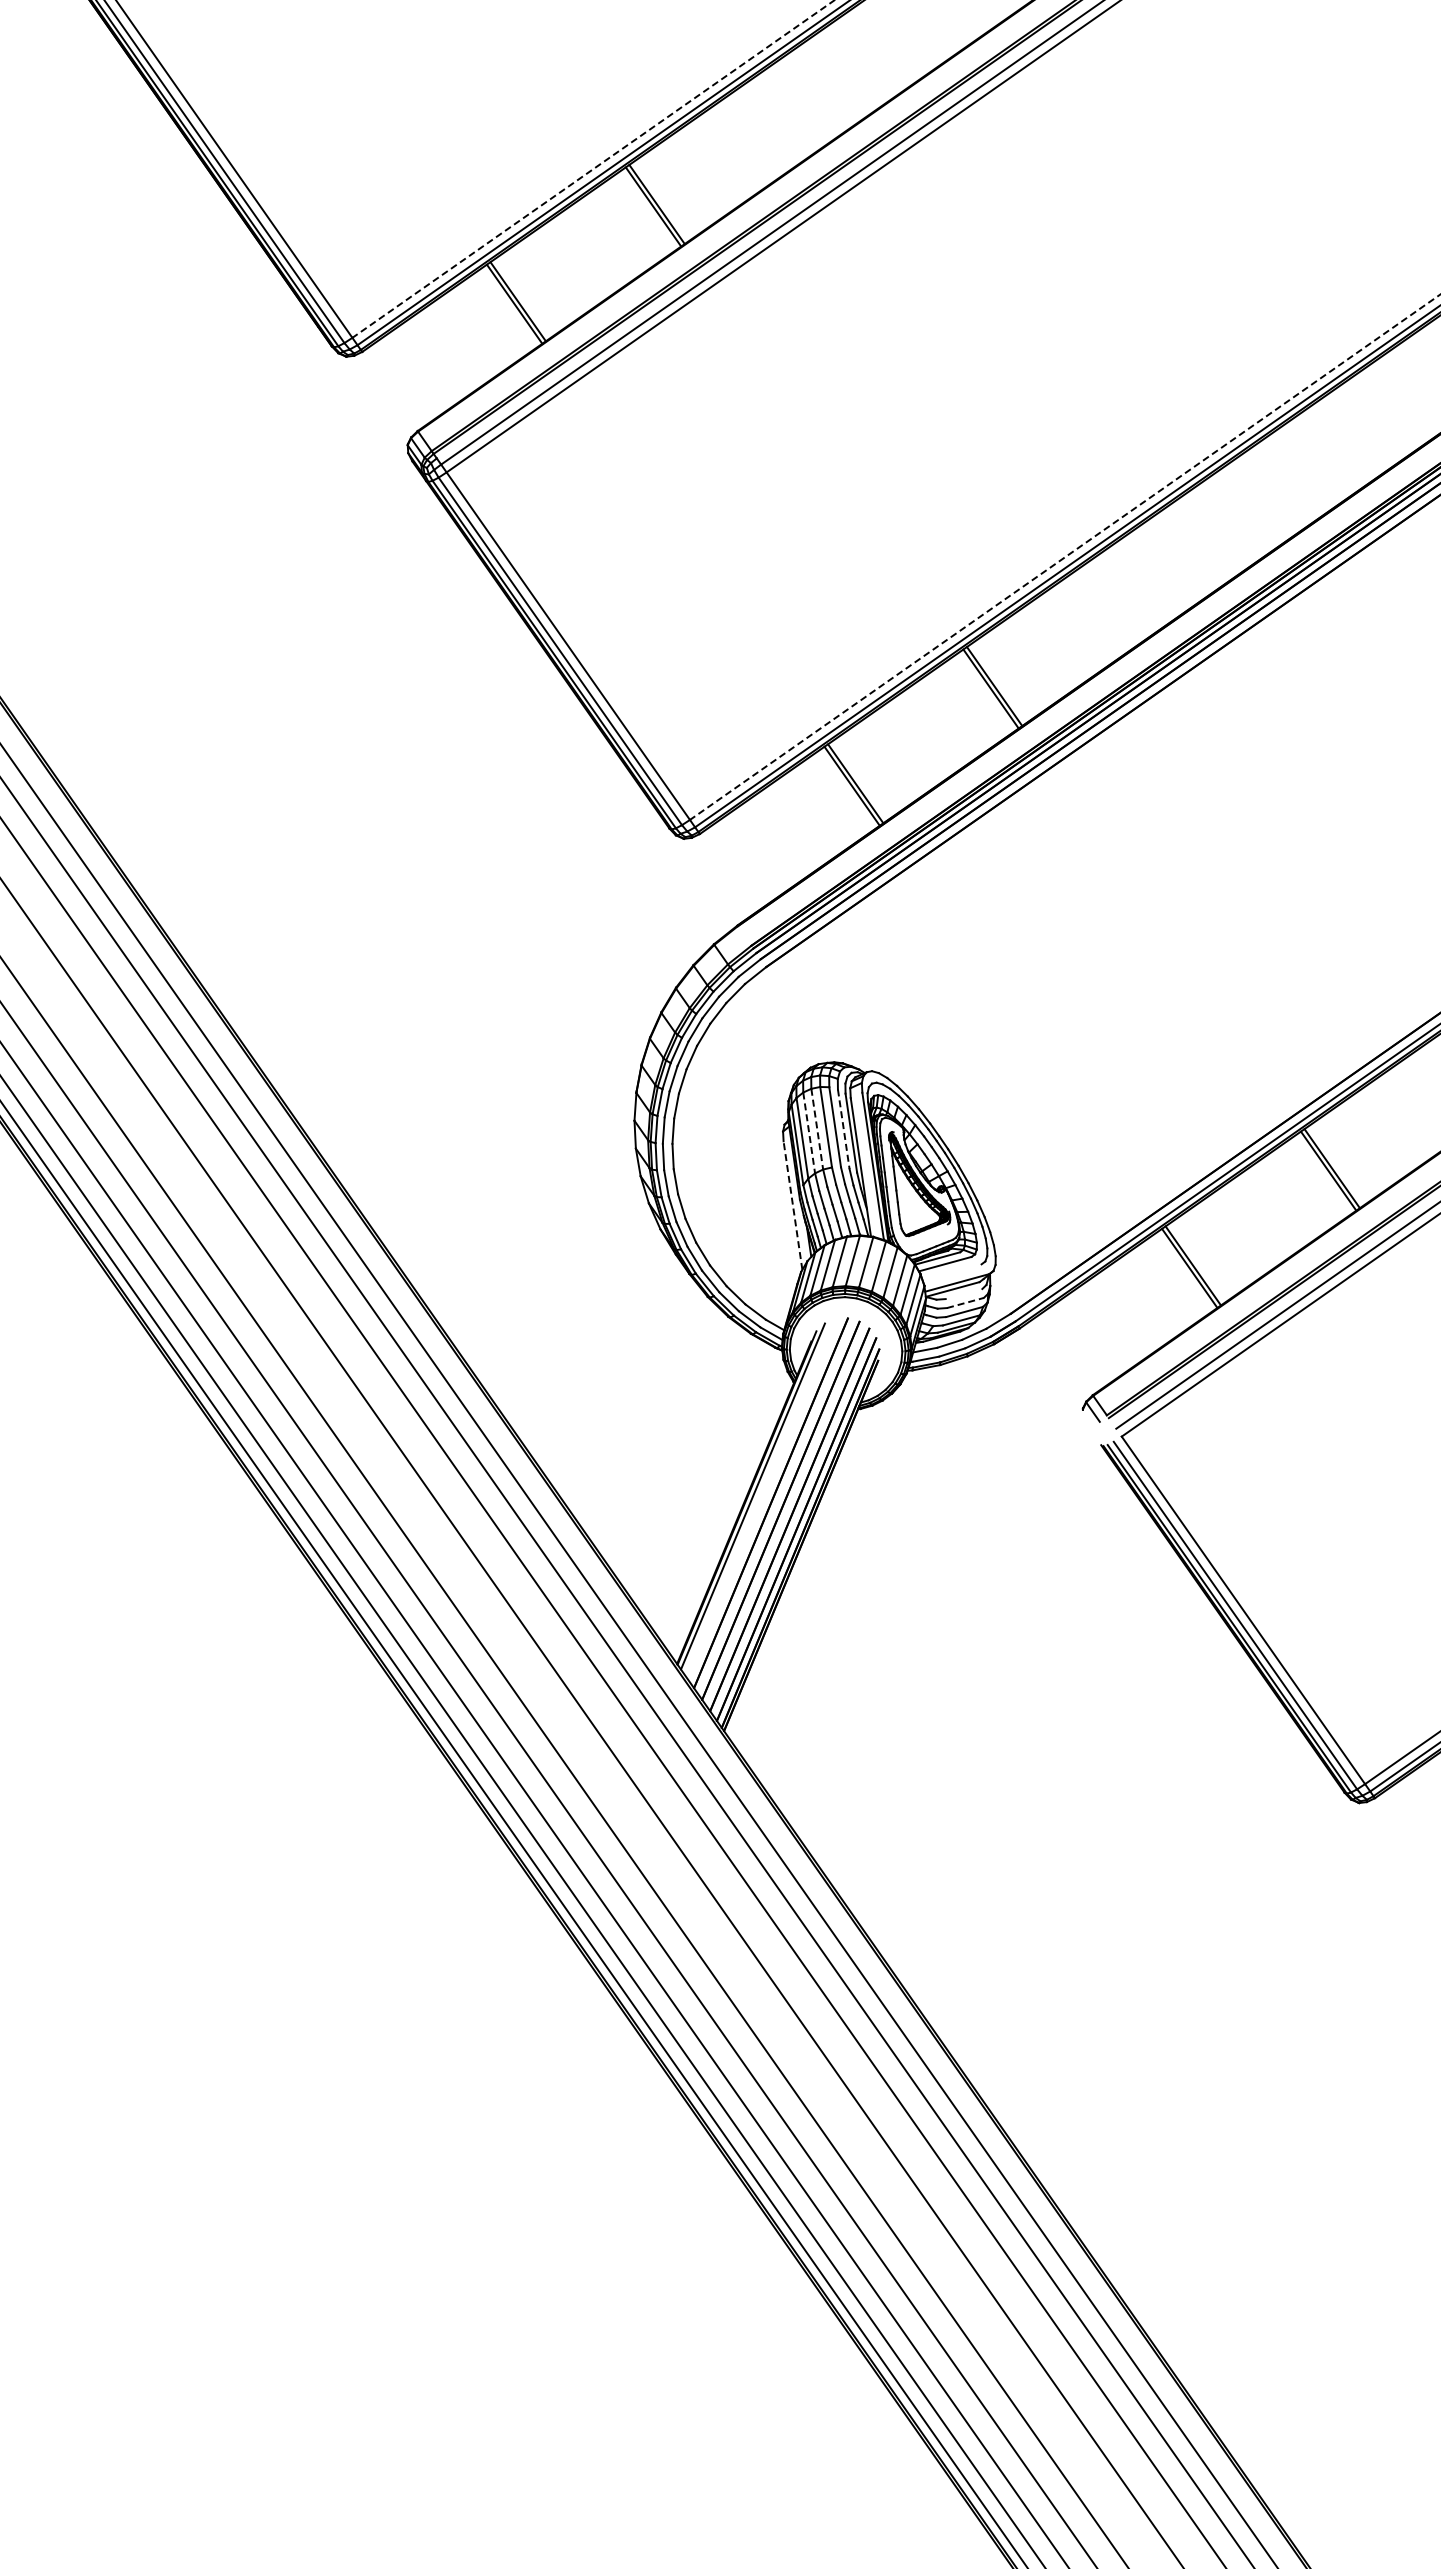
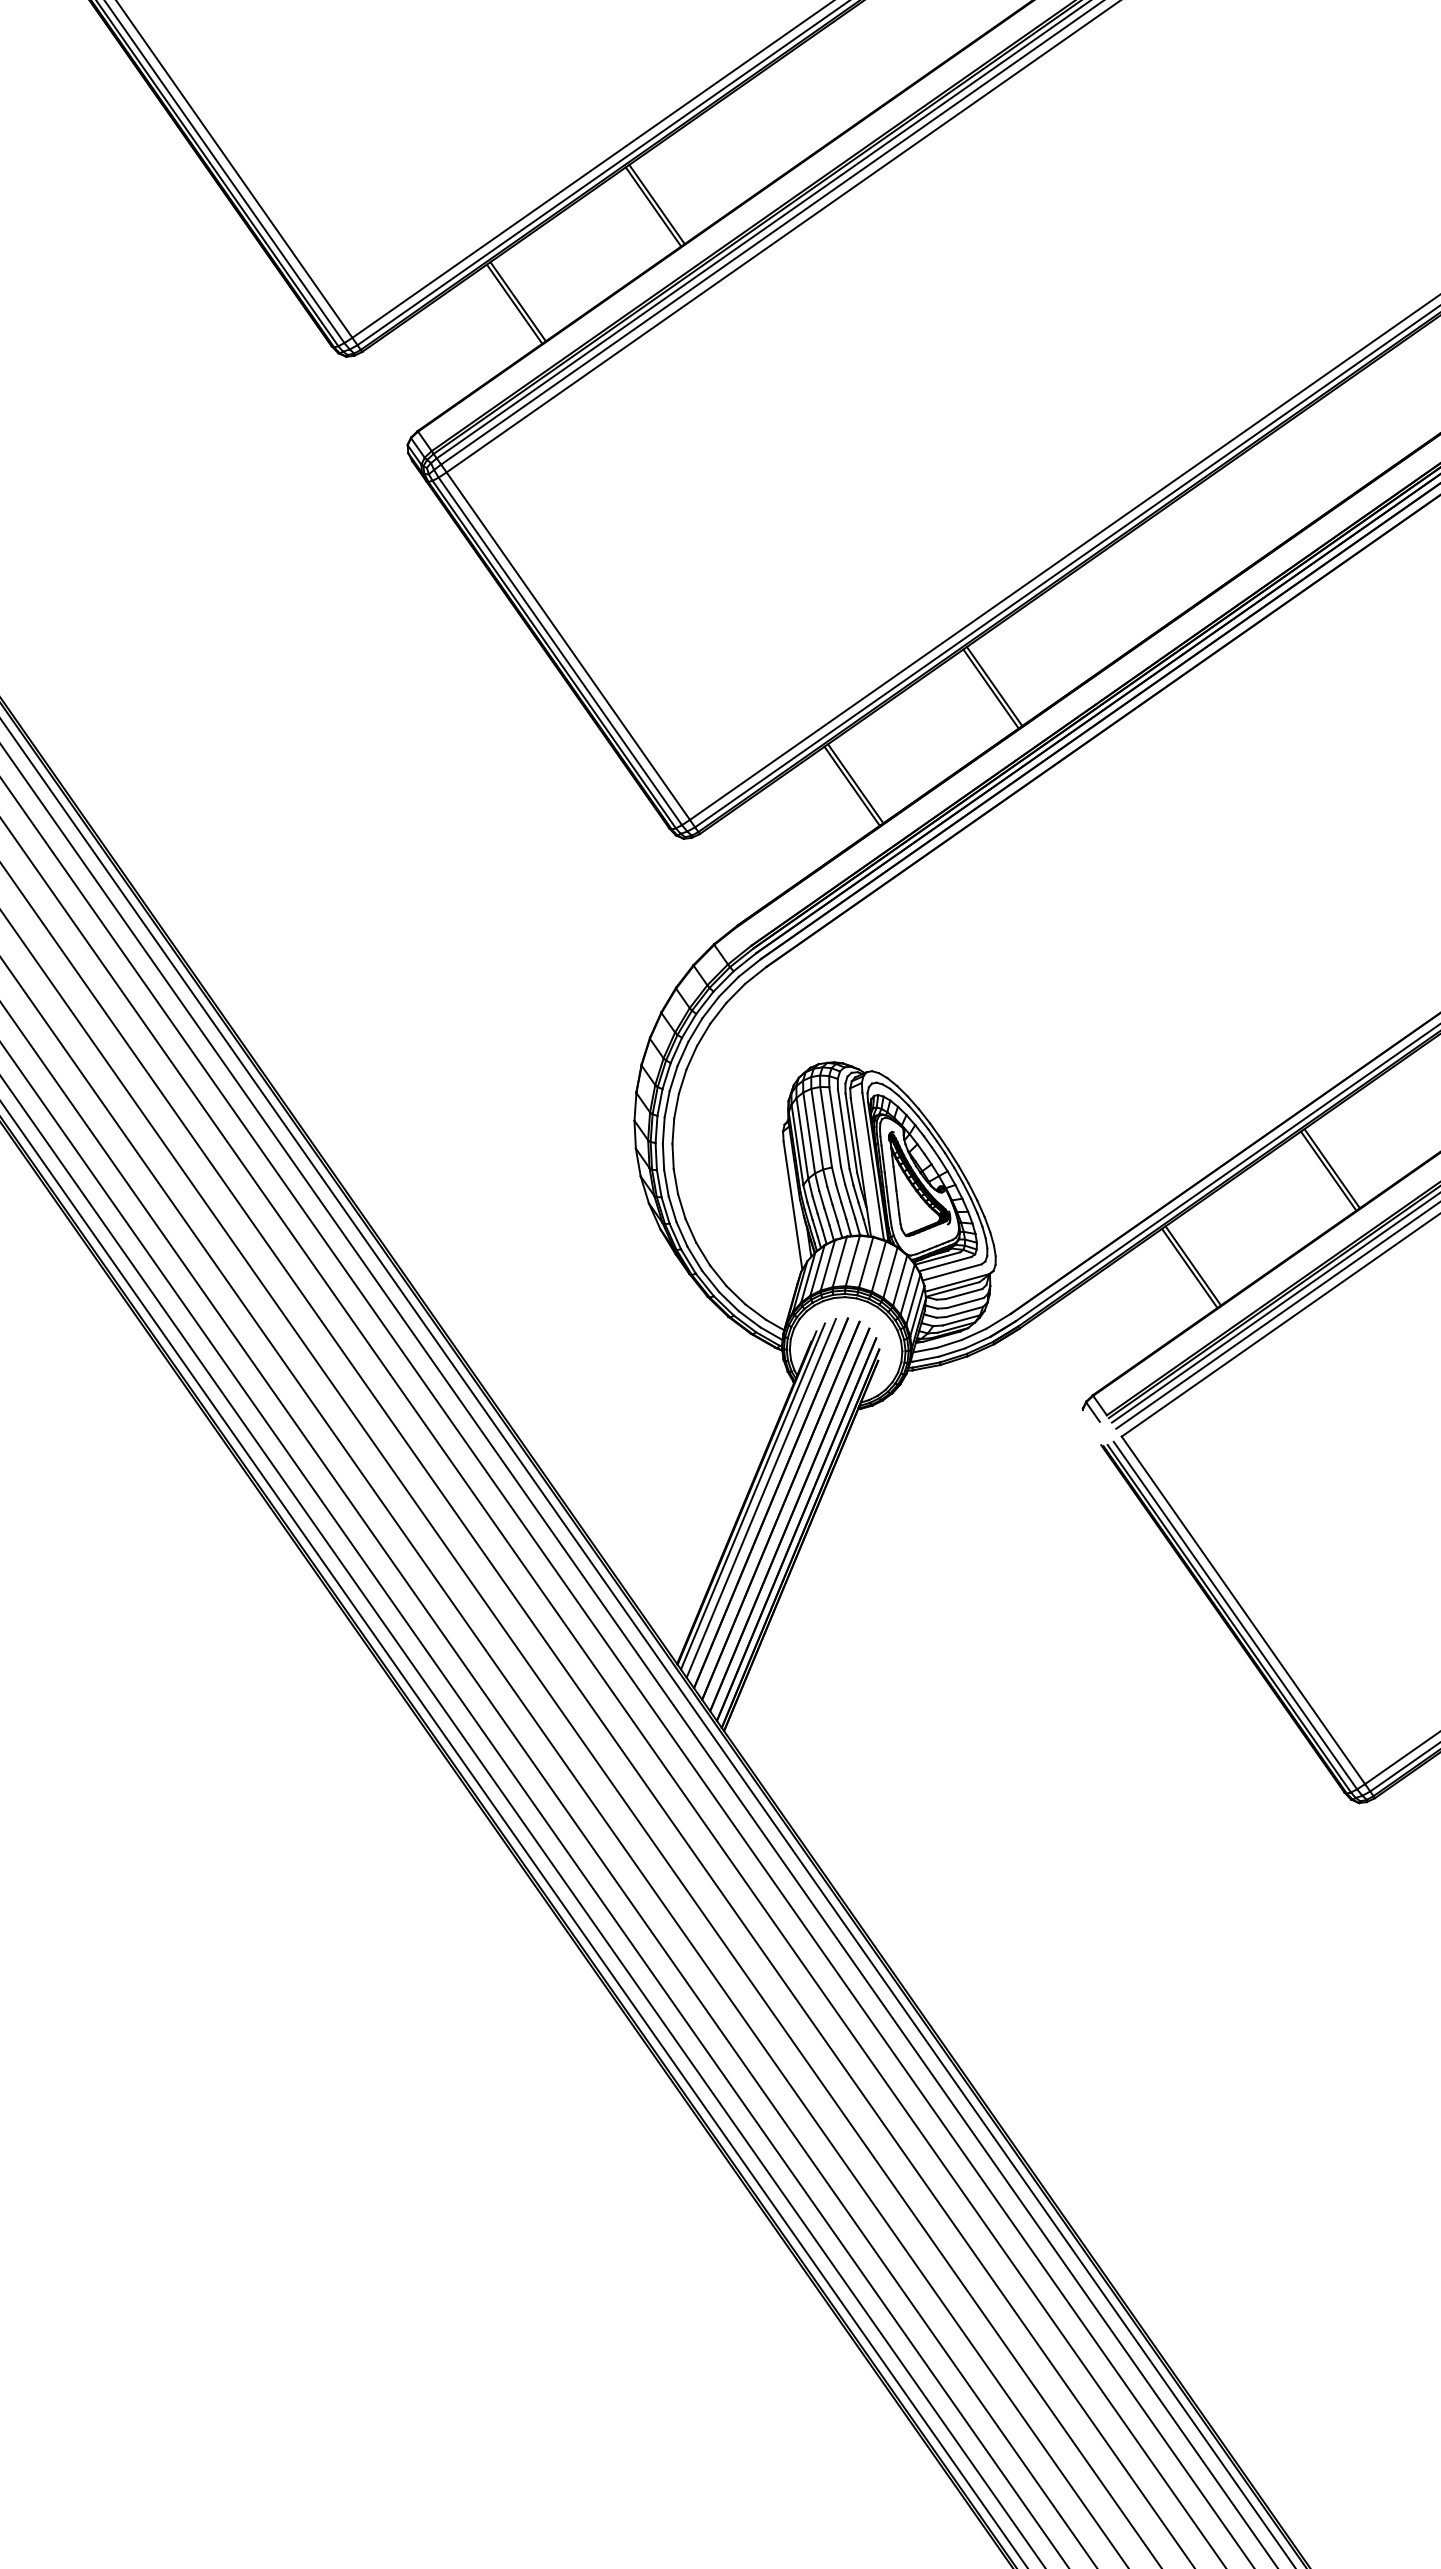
line: dashed -> solid (593, 169)
line: none -> present (762, 230)
line: dashed -> solid (1065, 557)
line: dashed -> solid (817, 1129)
line: dashed -> solid (843, 1129)
line: dashed -> solid (809, 1132)
line: dashed -> solid (792, 1205)
line: none -> present (951, 1272)
line: none -> present (963, 1294)
line: dashed -> solid (965, 1302)
line: none -> present (1274, 1308)
line: none -> present (760, 1498)
line: none -> present (647, 1642)
line: none -> present (597, 1715)
line position: (592, 1722) -> (580, 1738) (580, 1738)
